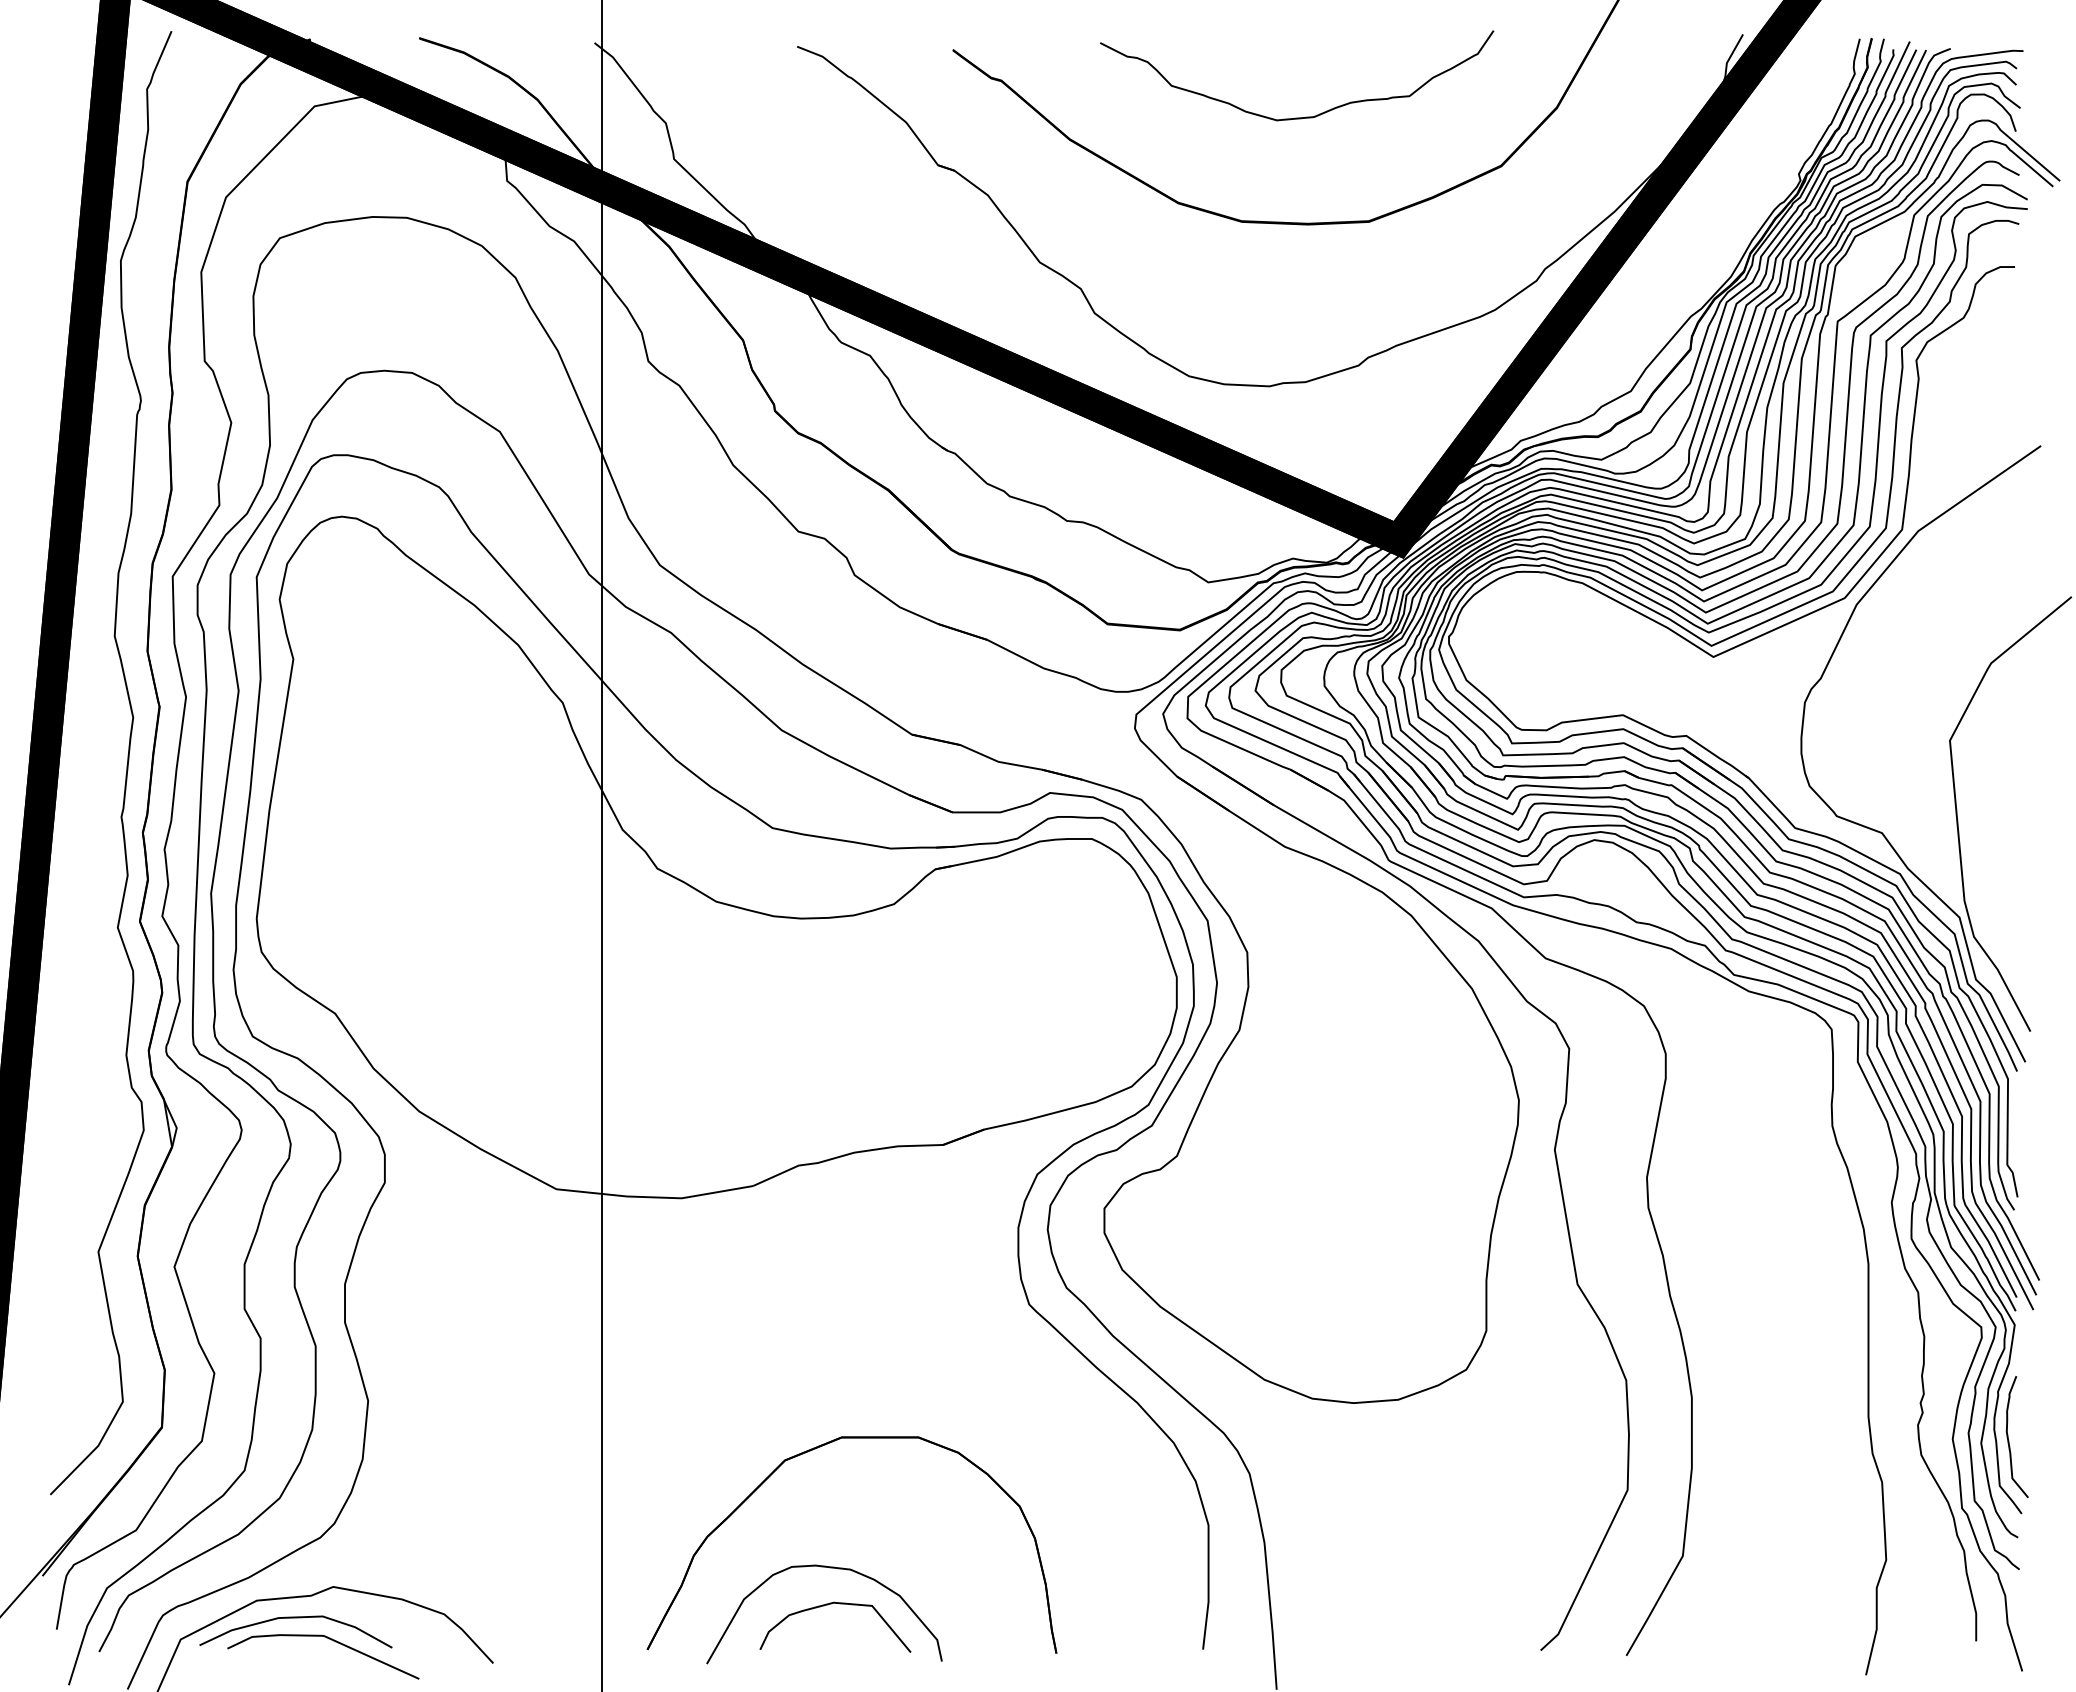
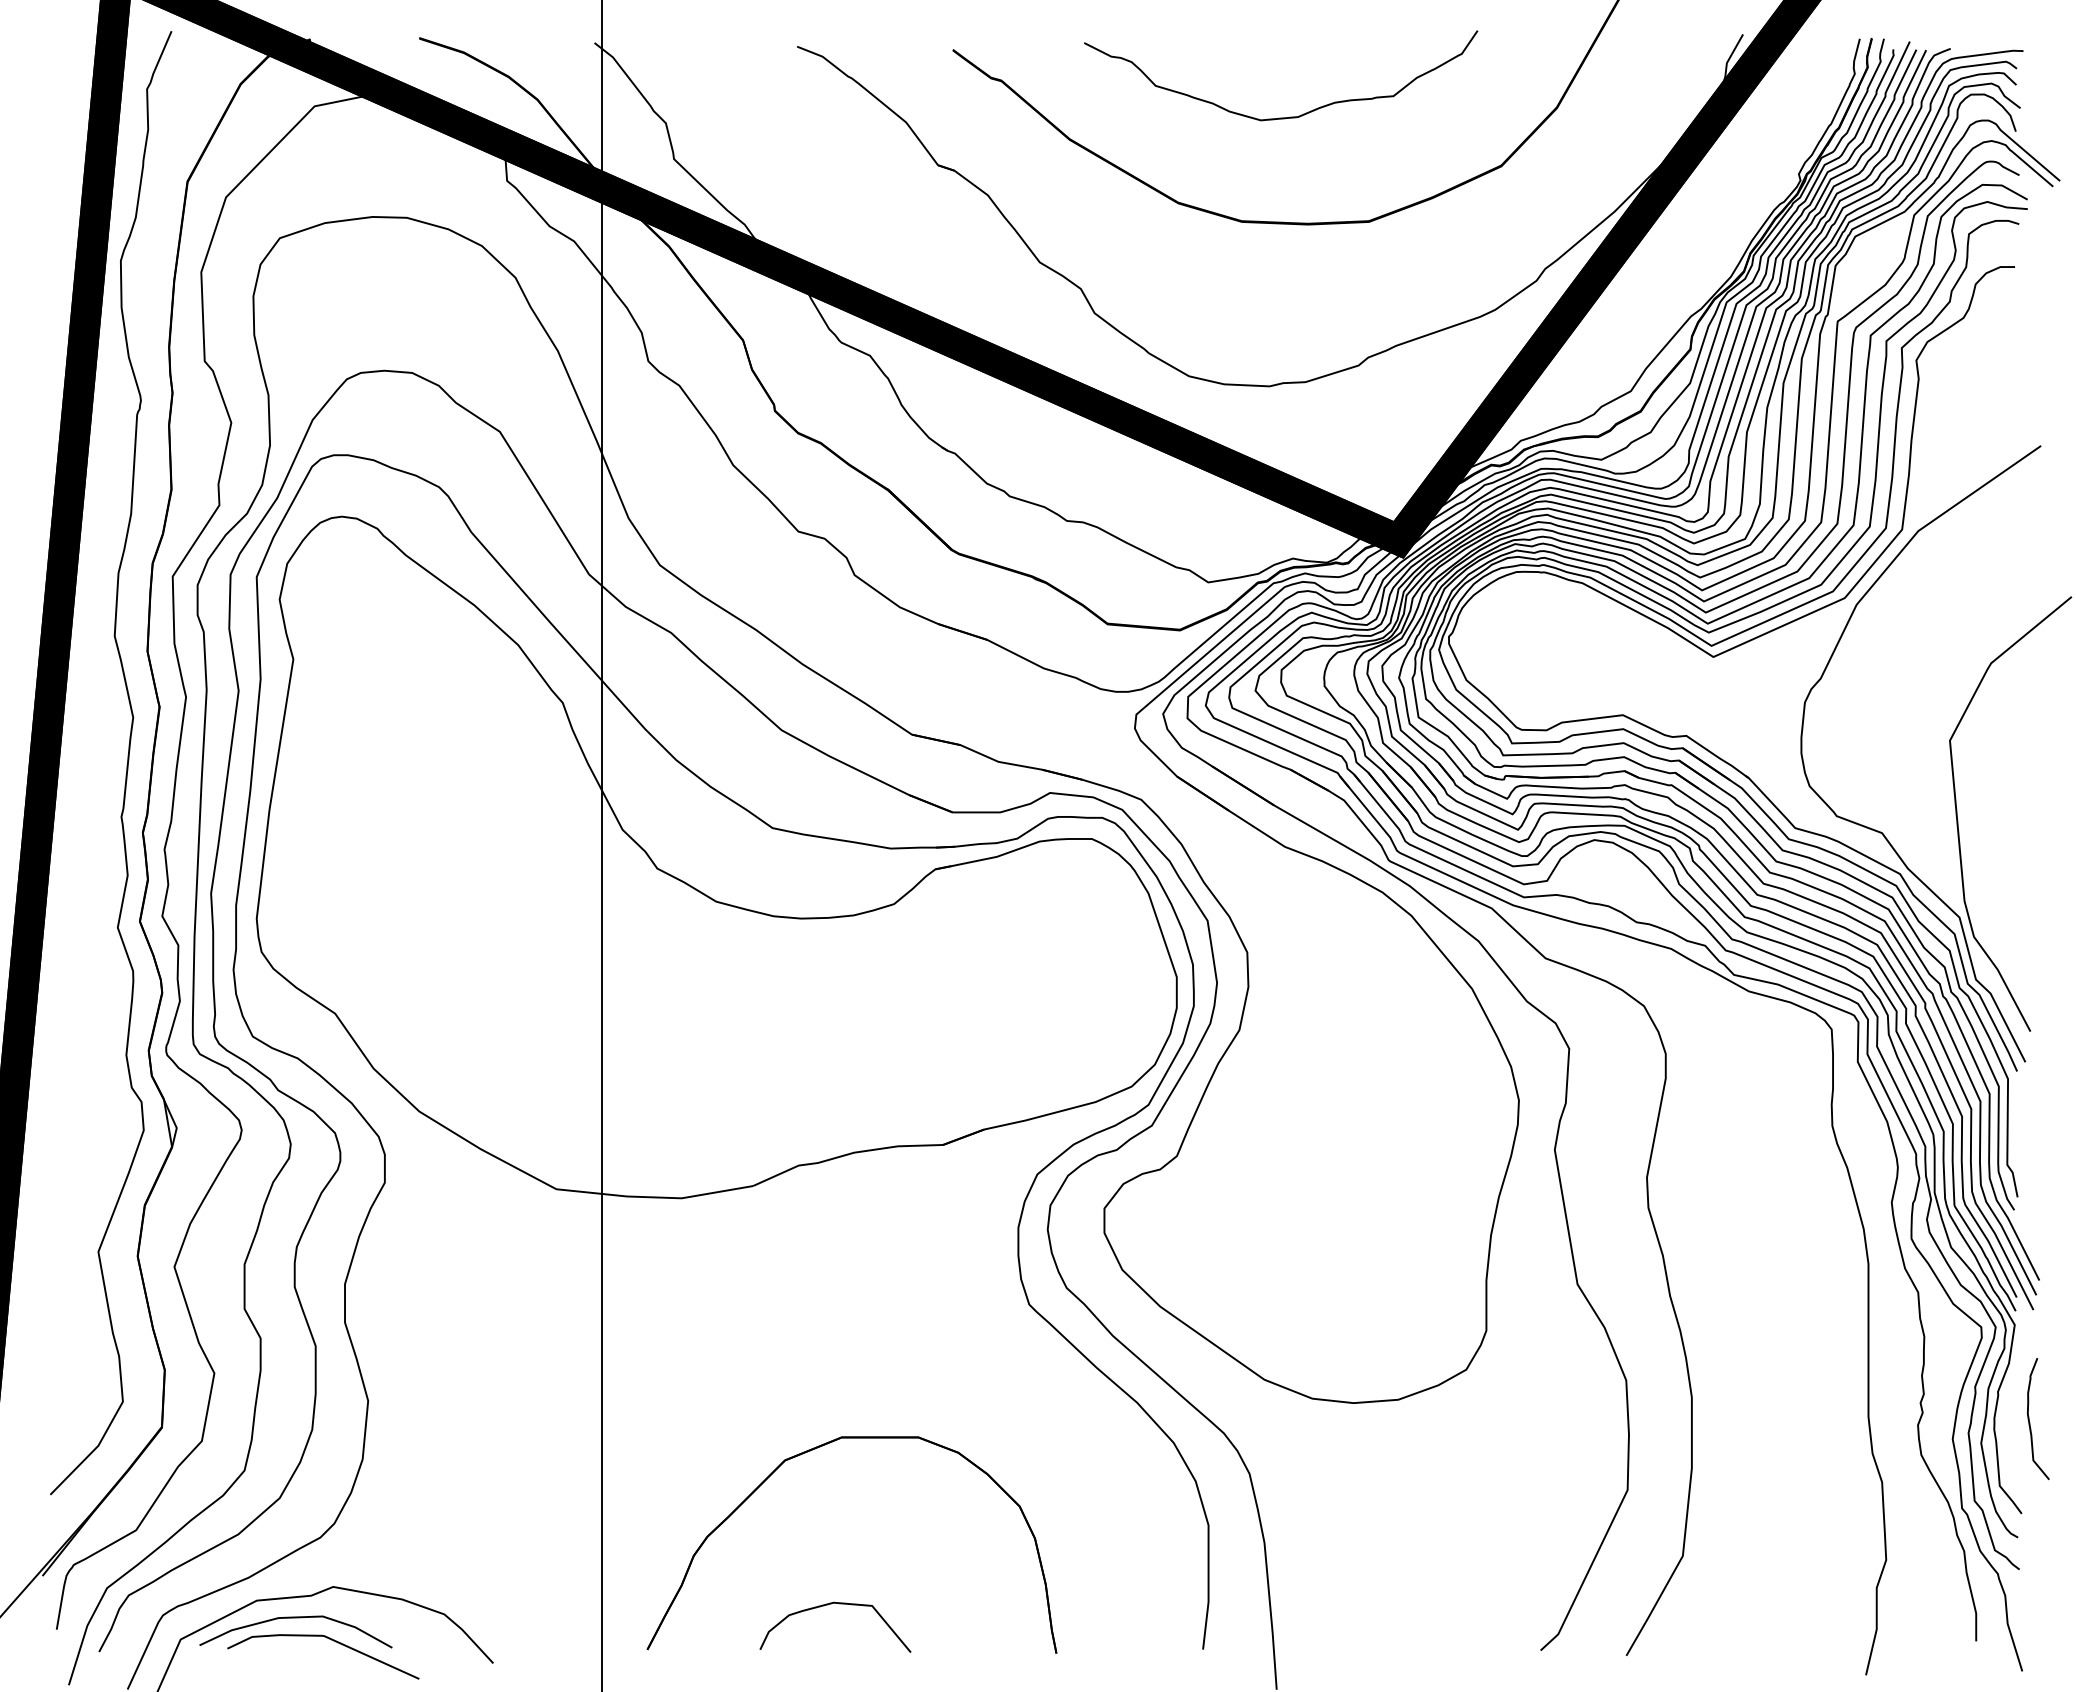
curve position: (1305, 116) -> (1289, 116) (1289, 116)
curve position: (2009, 1440) -> (2030, 1422) (2030, 1422)
curve: present -> none (829, 1568)
